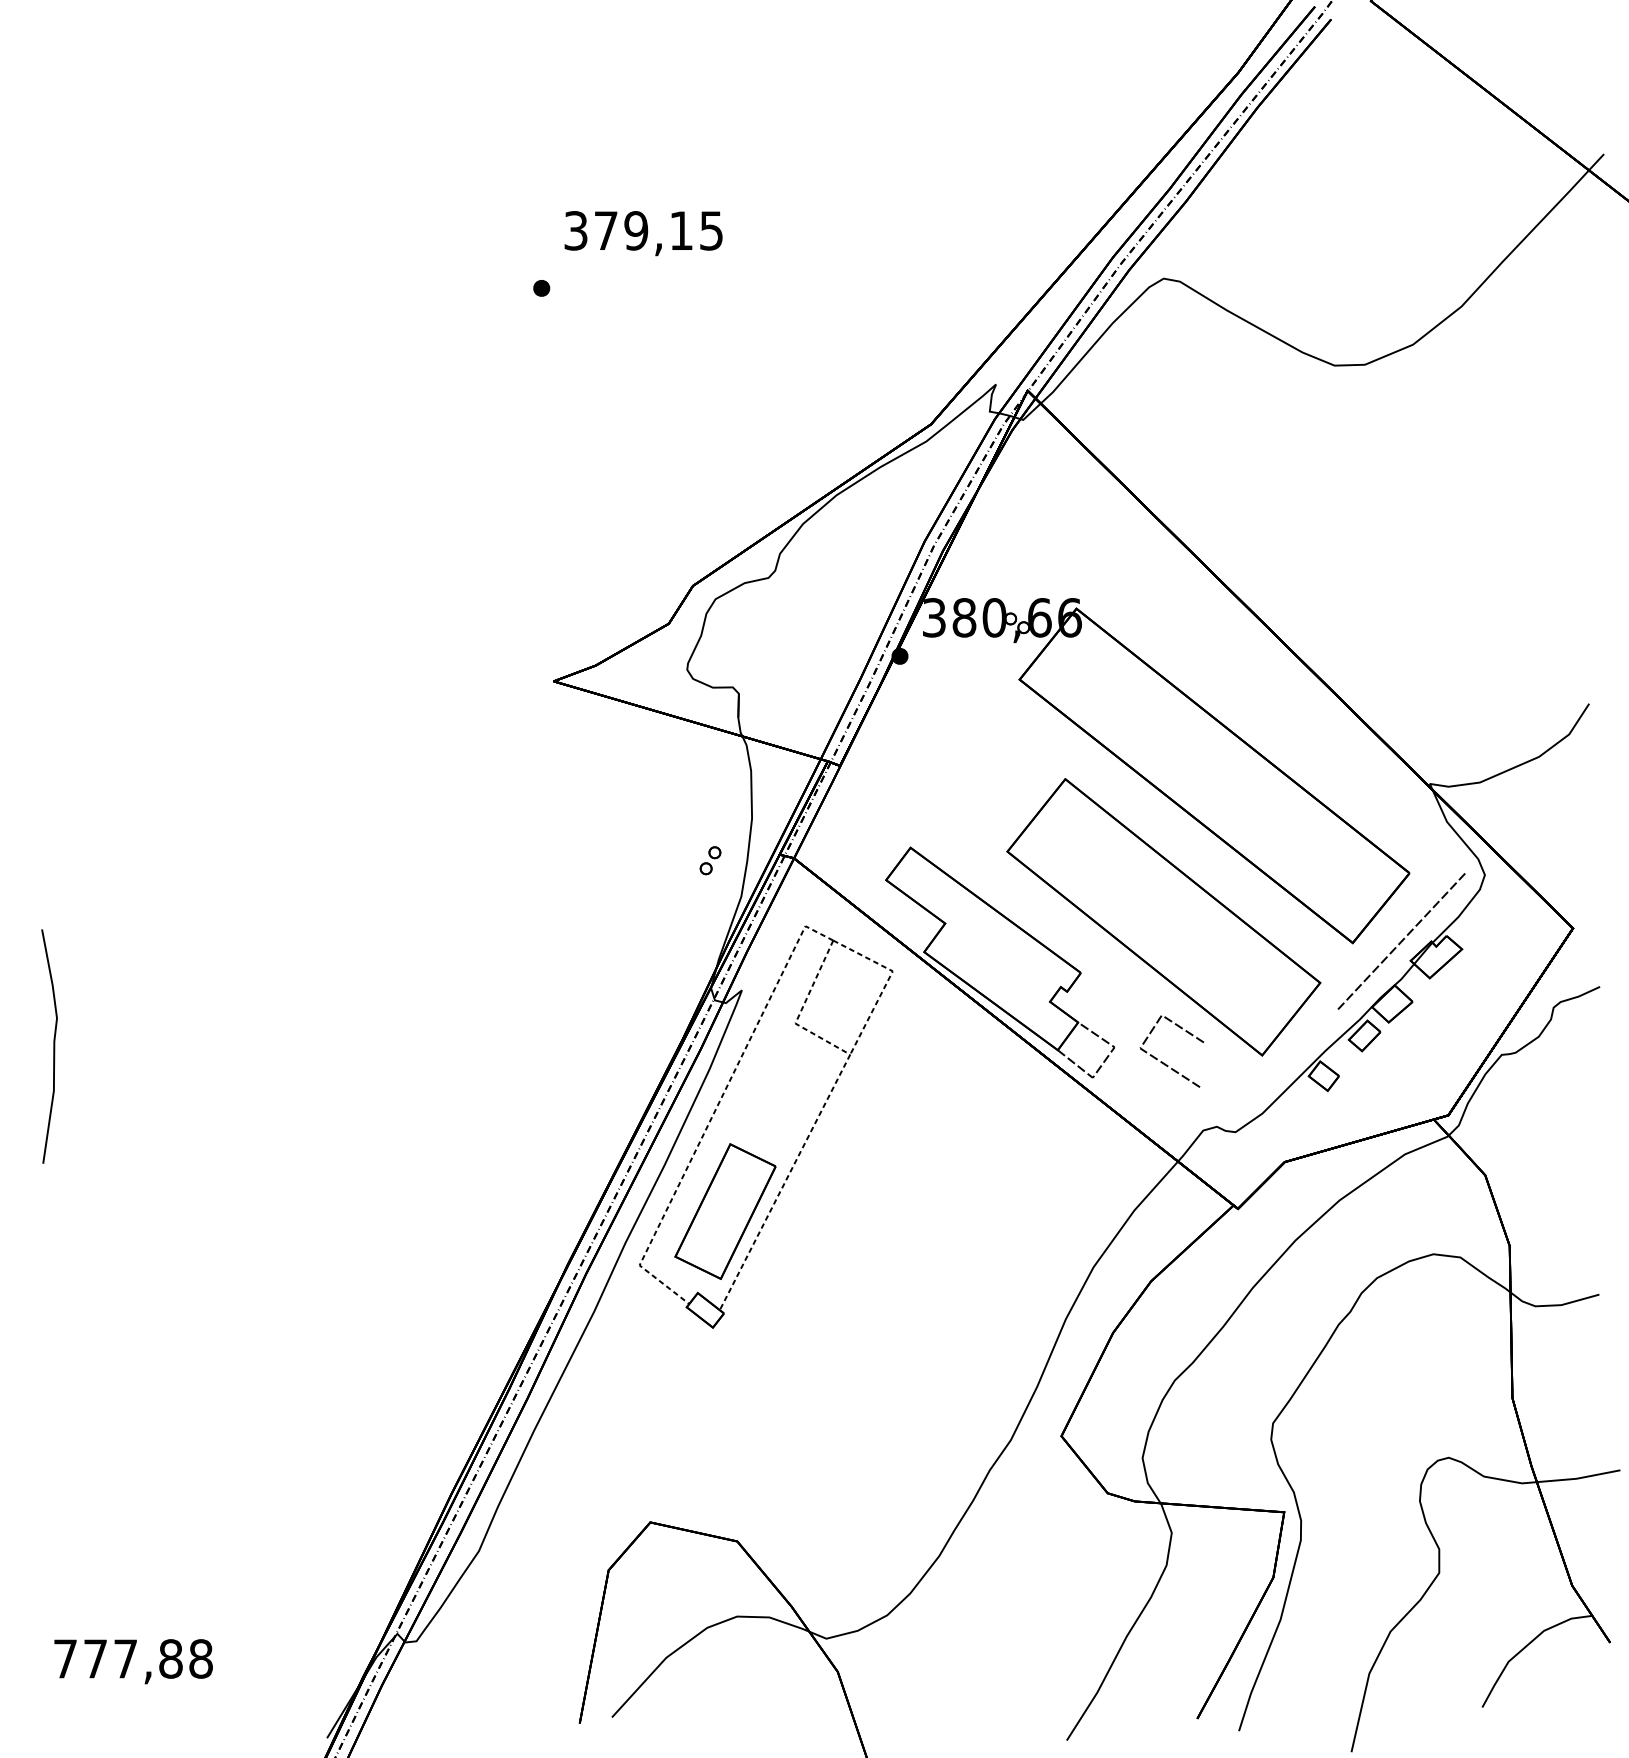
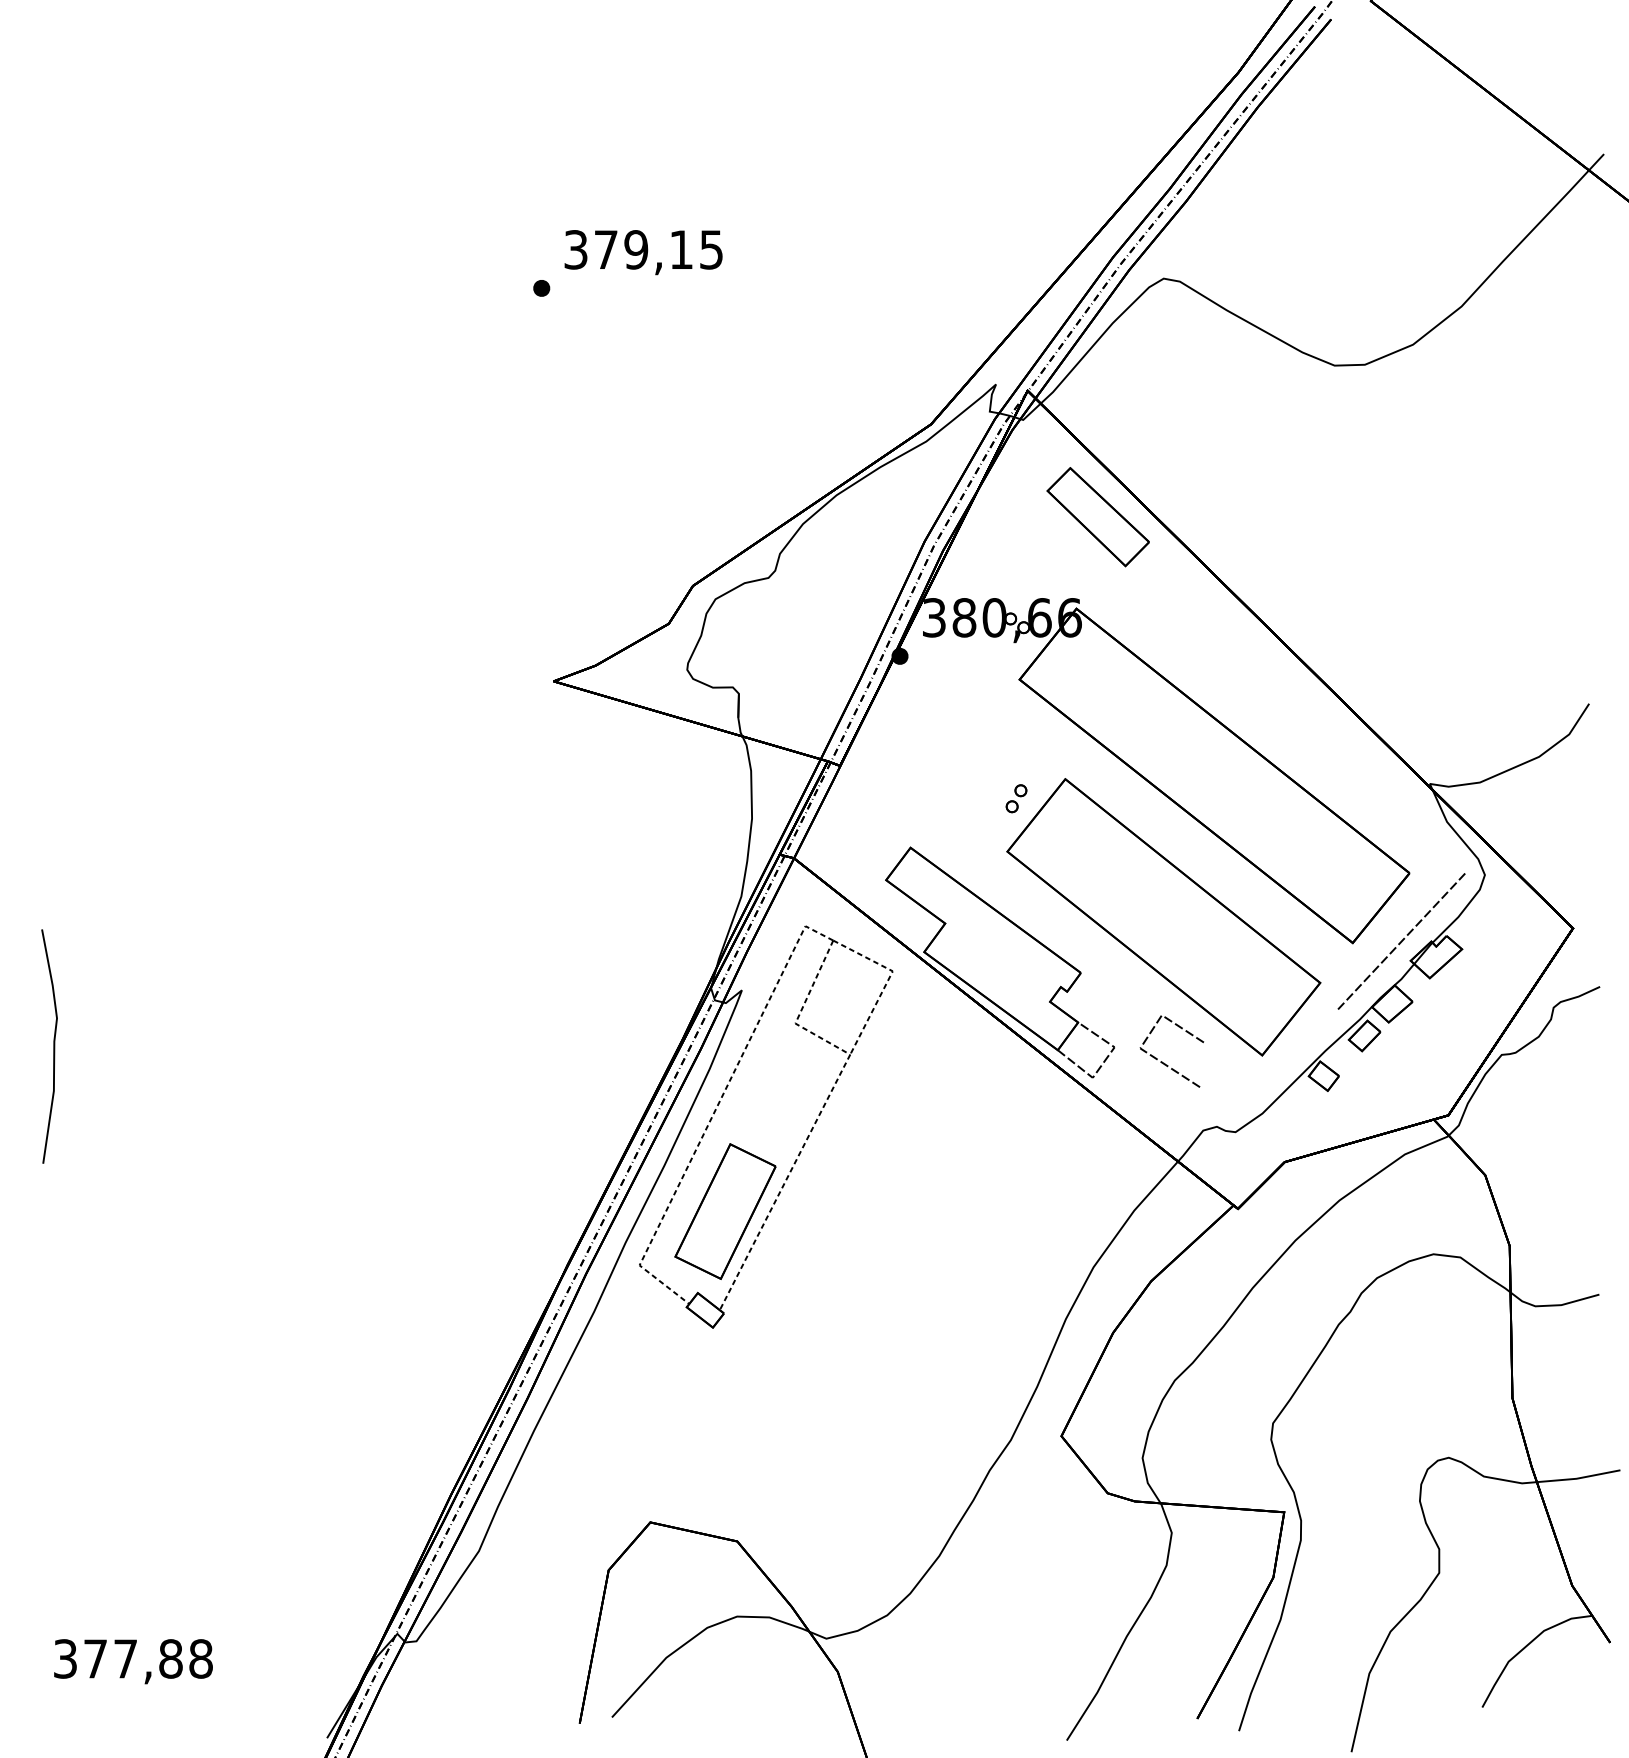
text position: (643, 233) -> (643, 252) (643, 252)
part: none -> present (1097, 517)
part position: (710, 860) -> (1016, 798) (1016, 798)
text: 777,88 -> 377,88 (65, 1658)
